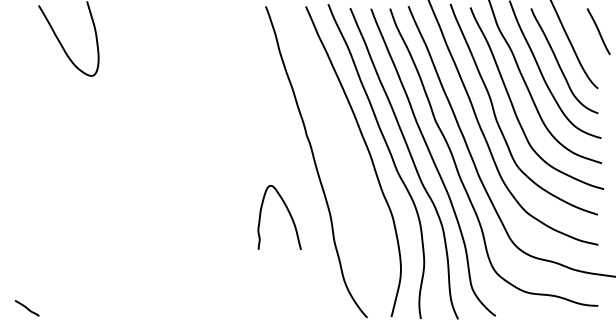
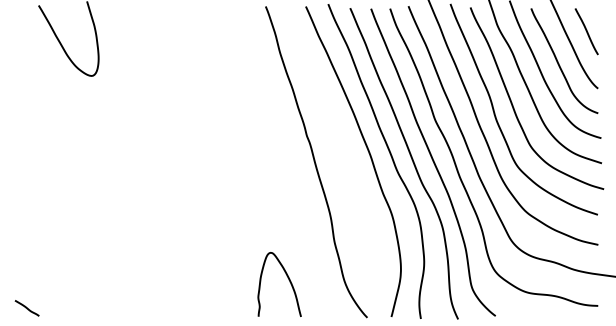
line position: (598, 31) -> (586, 31) (586, 31)
curve position: (288, 213) -> (288, 280) (288, 280)
